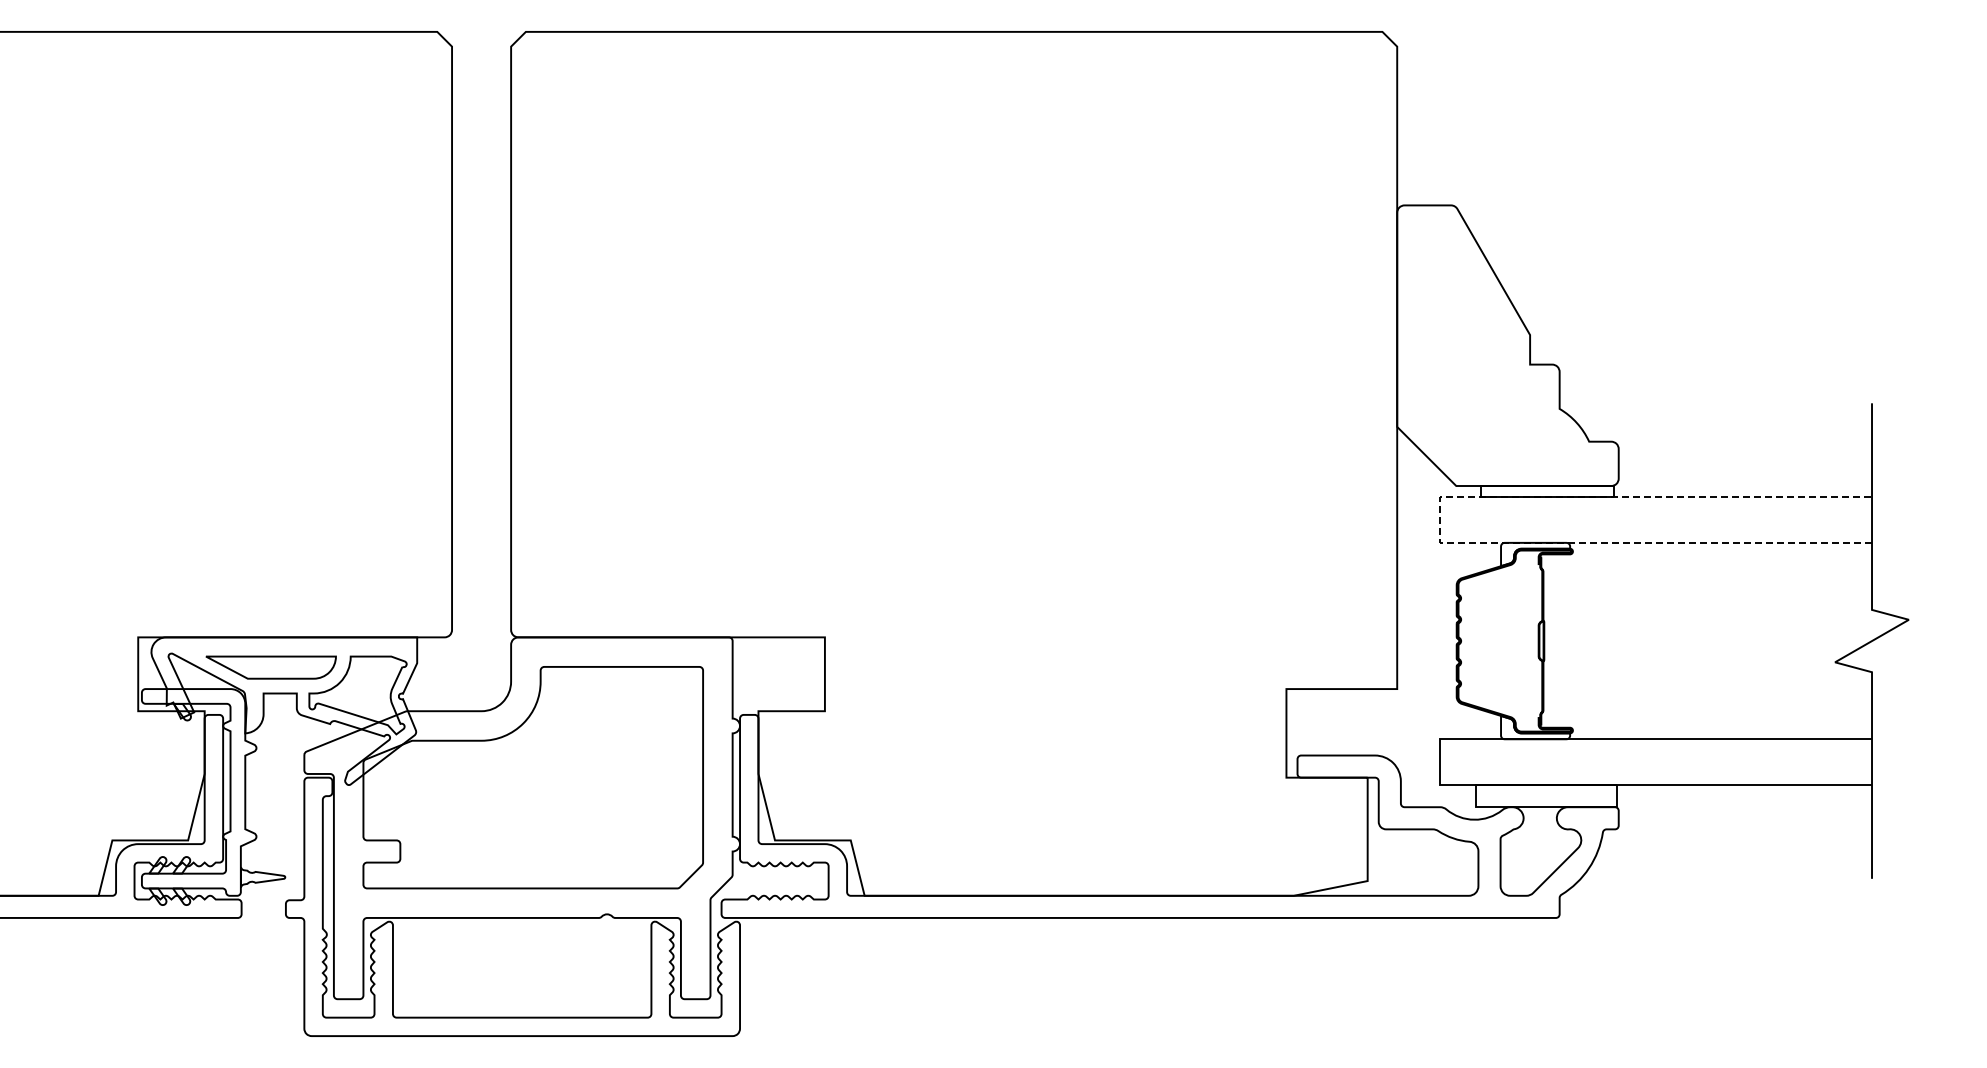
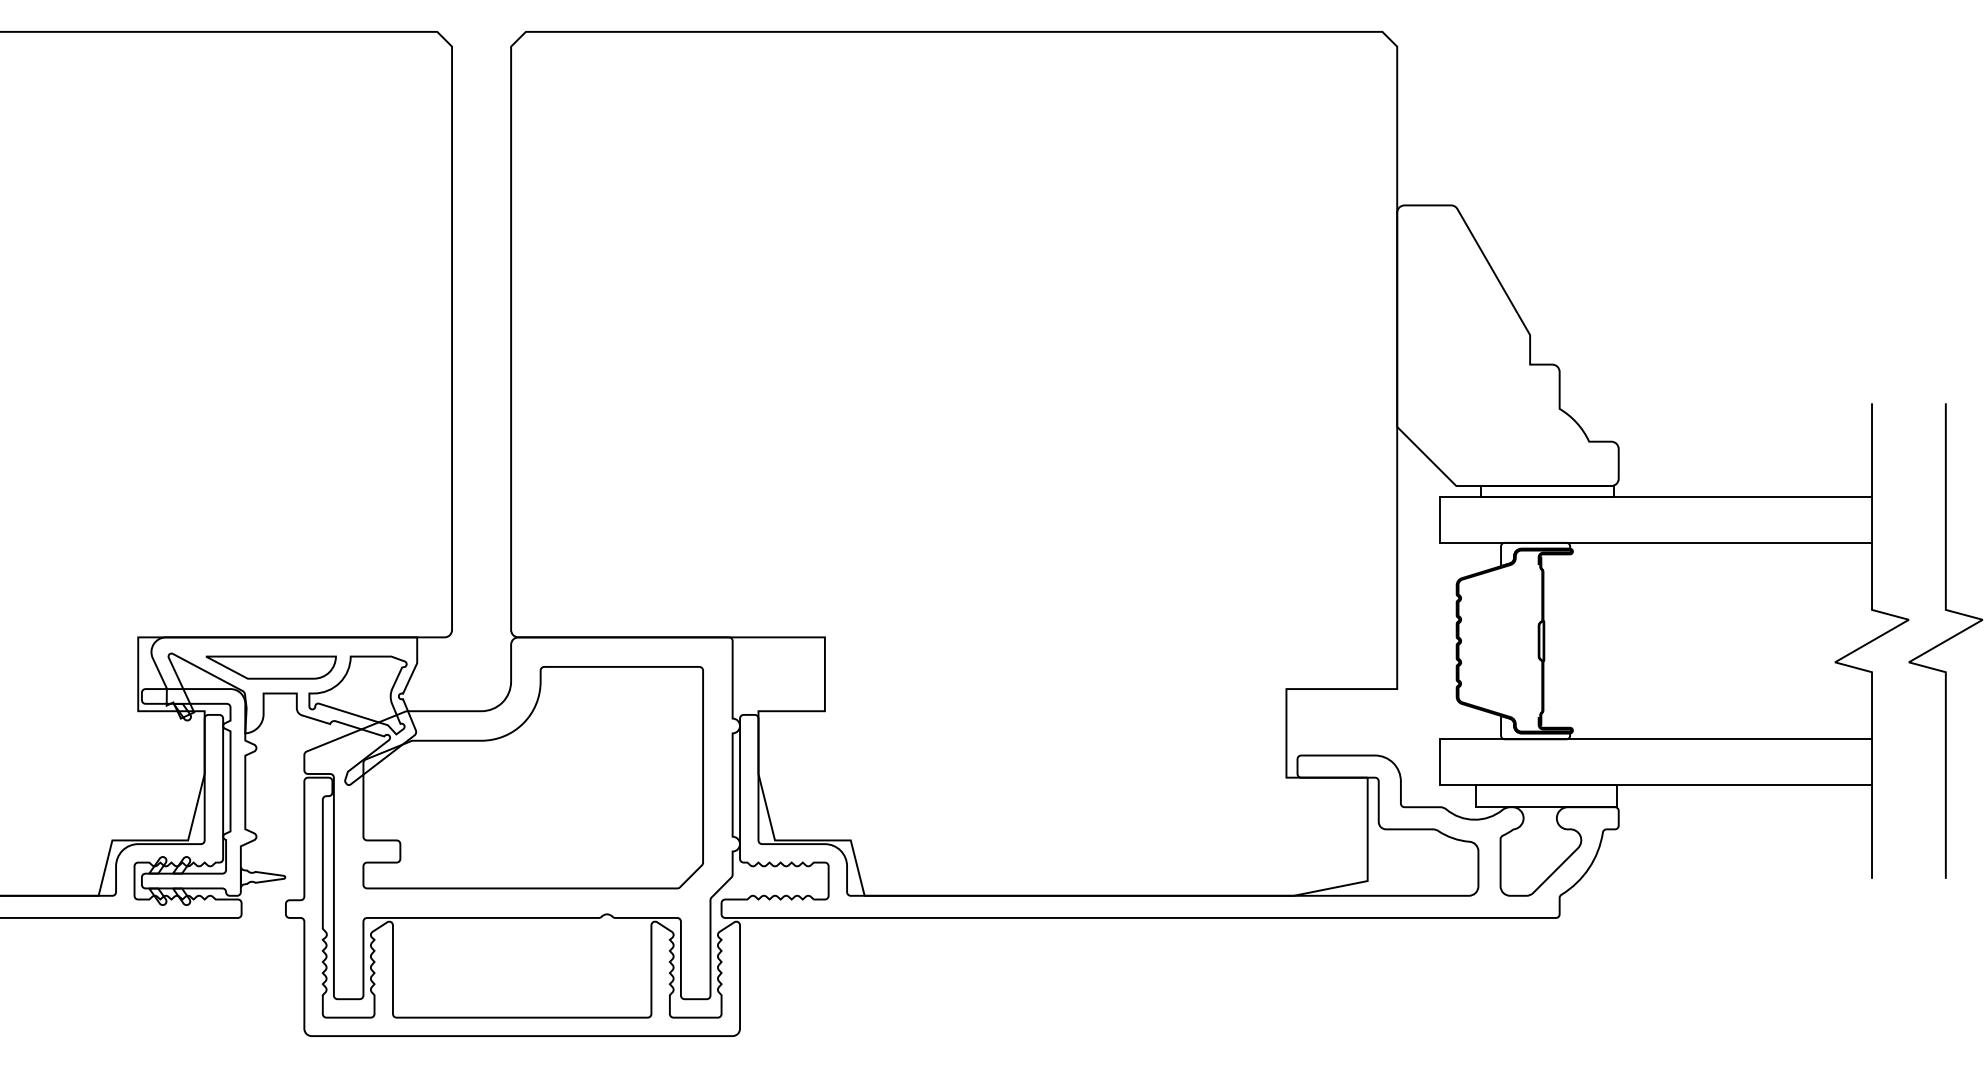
line: dashed -> solid (1440, 519)
curve: none -> present (1945, 640)
